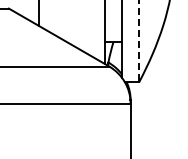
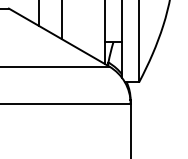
line: none -> present (62, 20)
line: dashed -> solid (139, 41)
